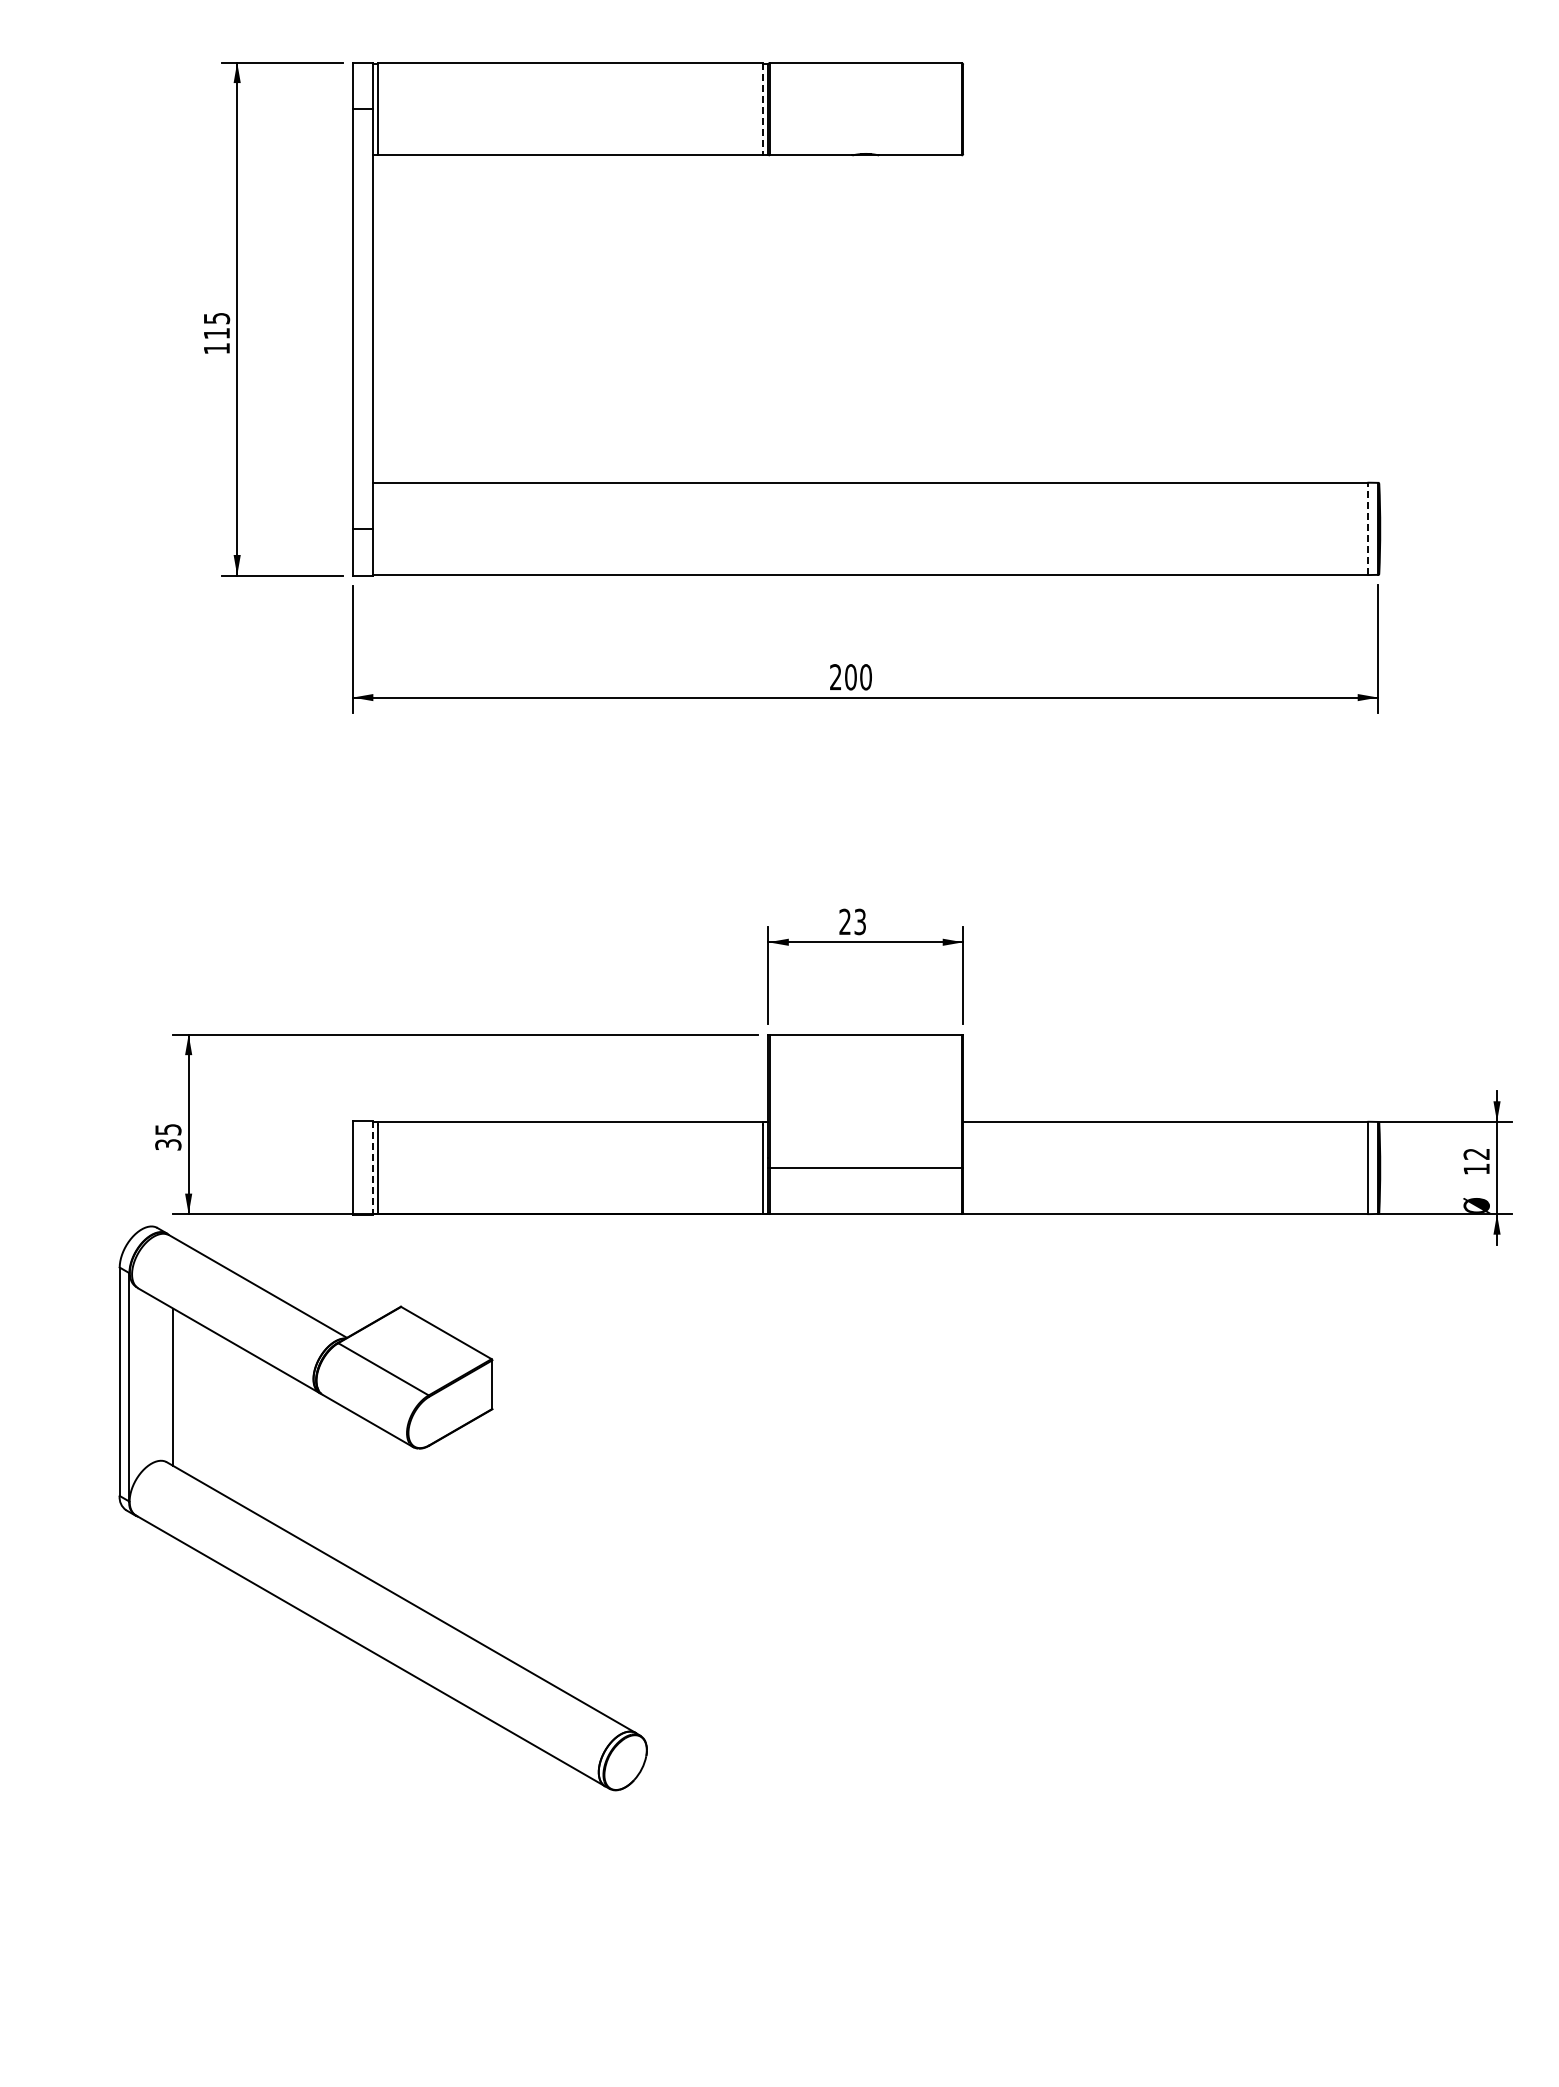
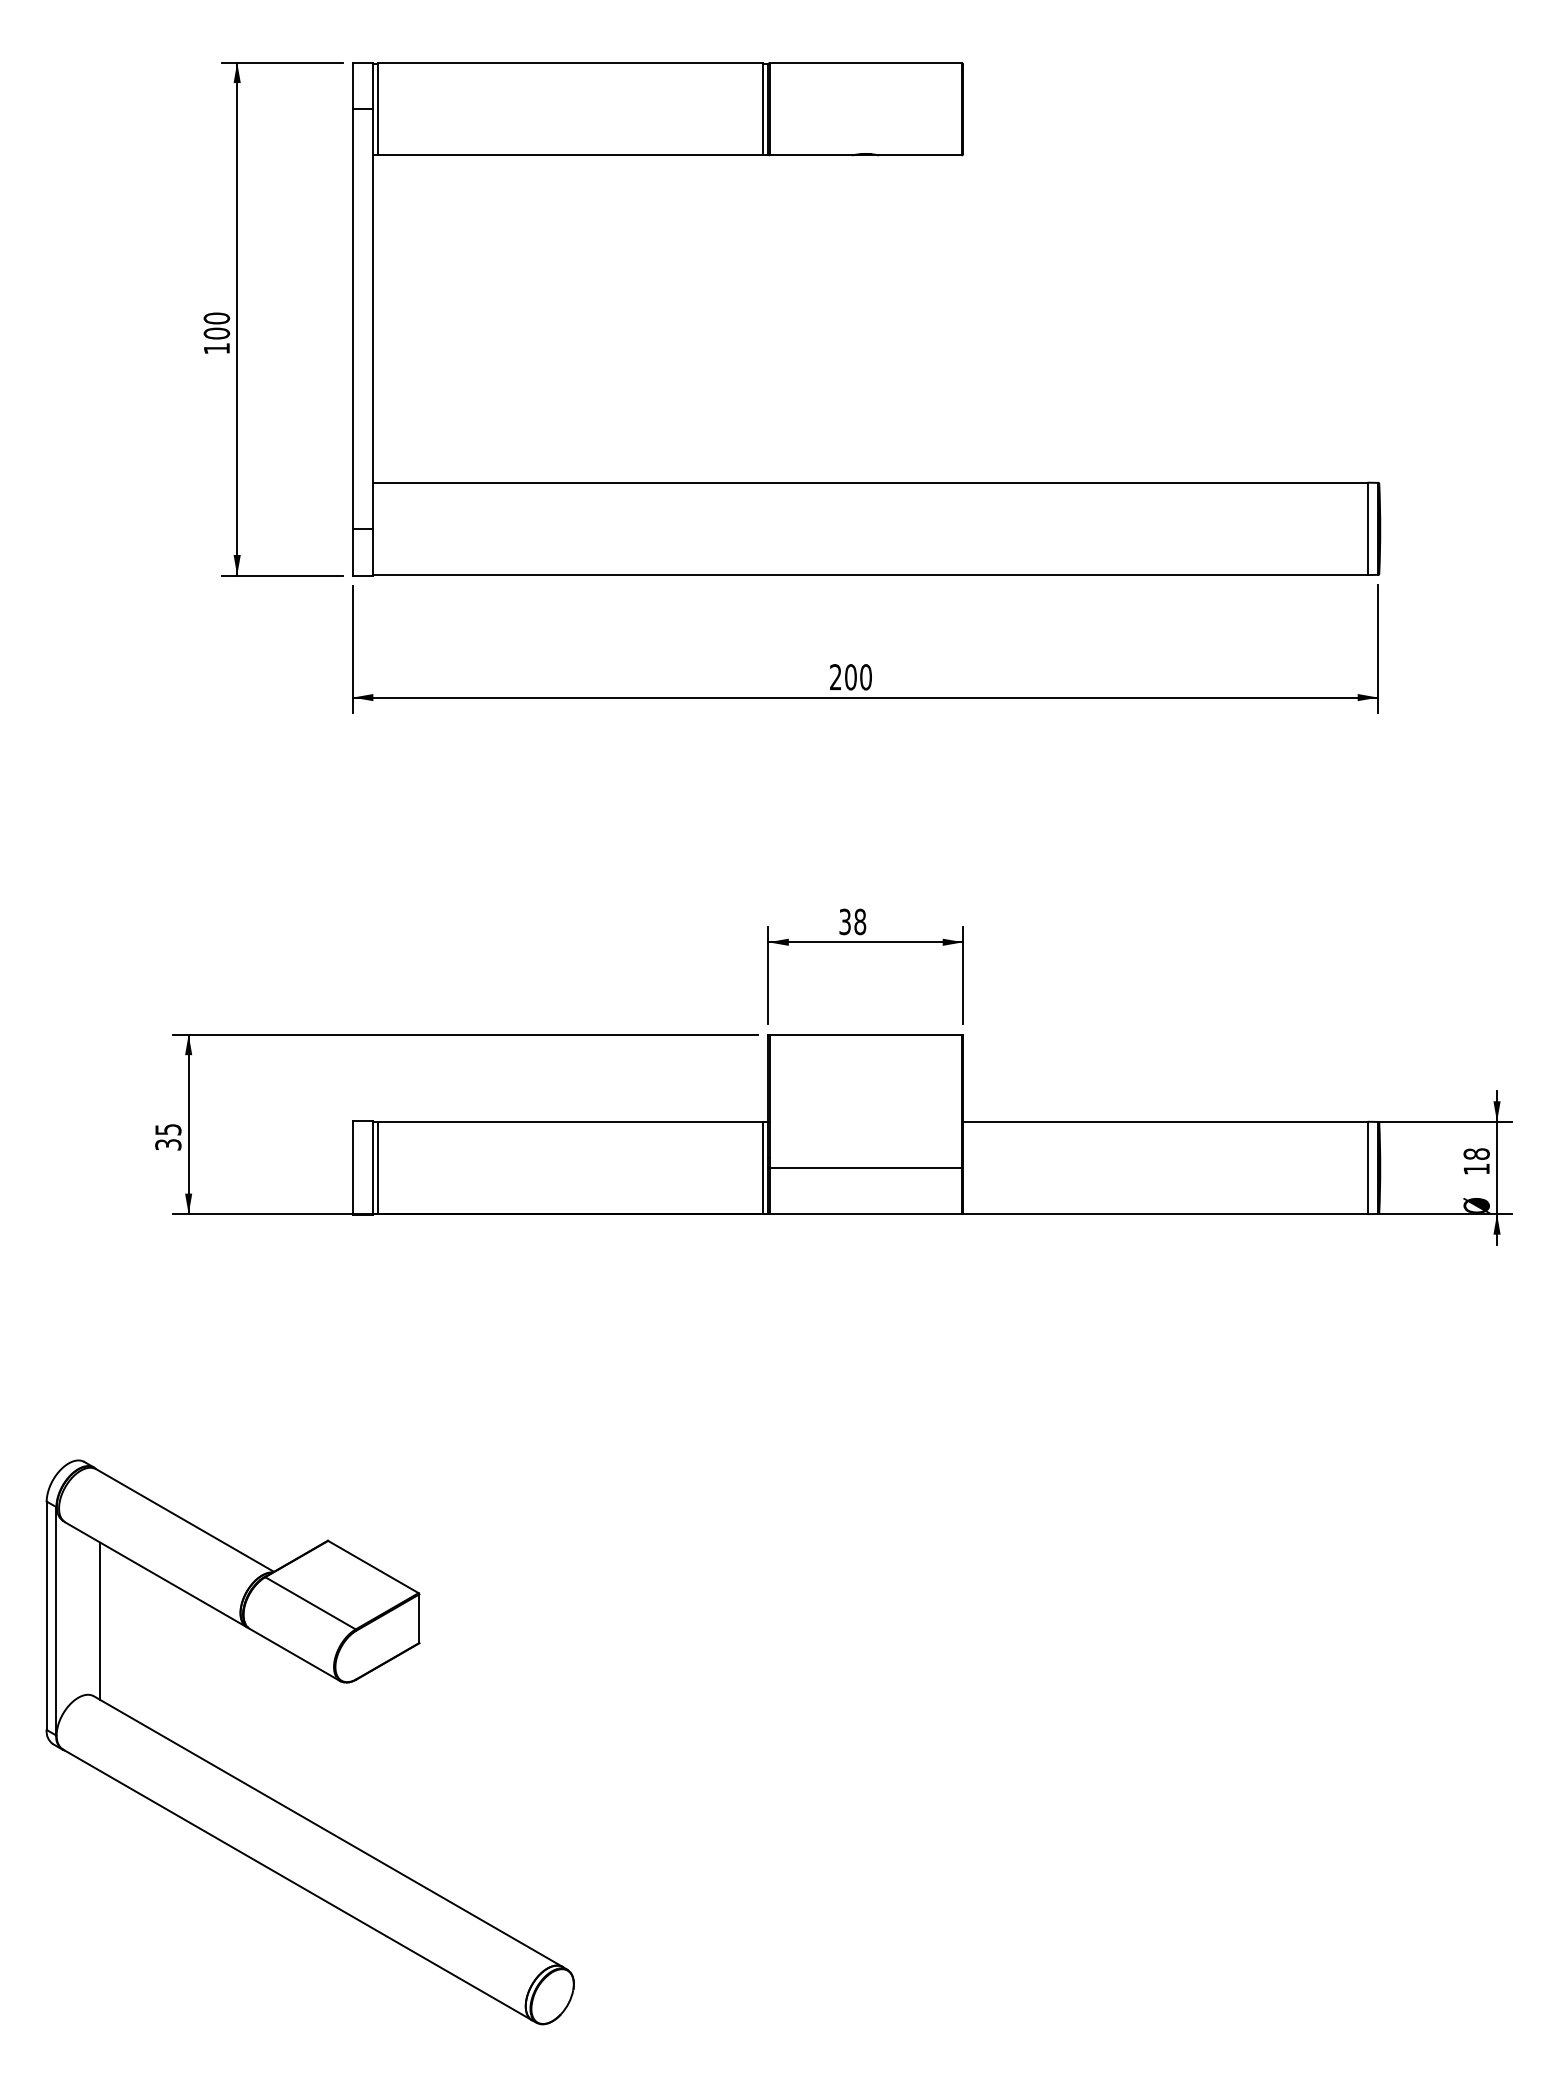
line: dashed -> solid (763, 109)
text: 115 -> 100 (216, 325)
line: dashed -> solid (1368, 528)
text: 23 -> 38 (852, 921)
text: 12 -> 18 (1476, 1153)
line: dashed -> solid (373, 1167)
part position: (346, 1564) -> (273, 1798) (273, 1798)
